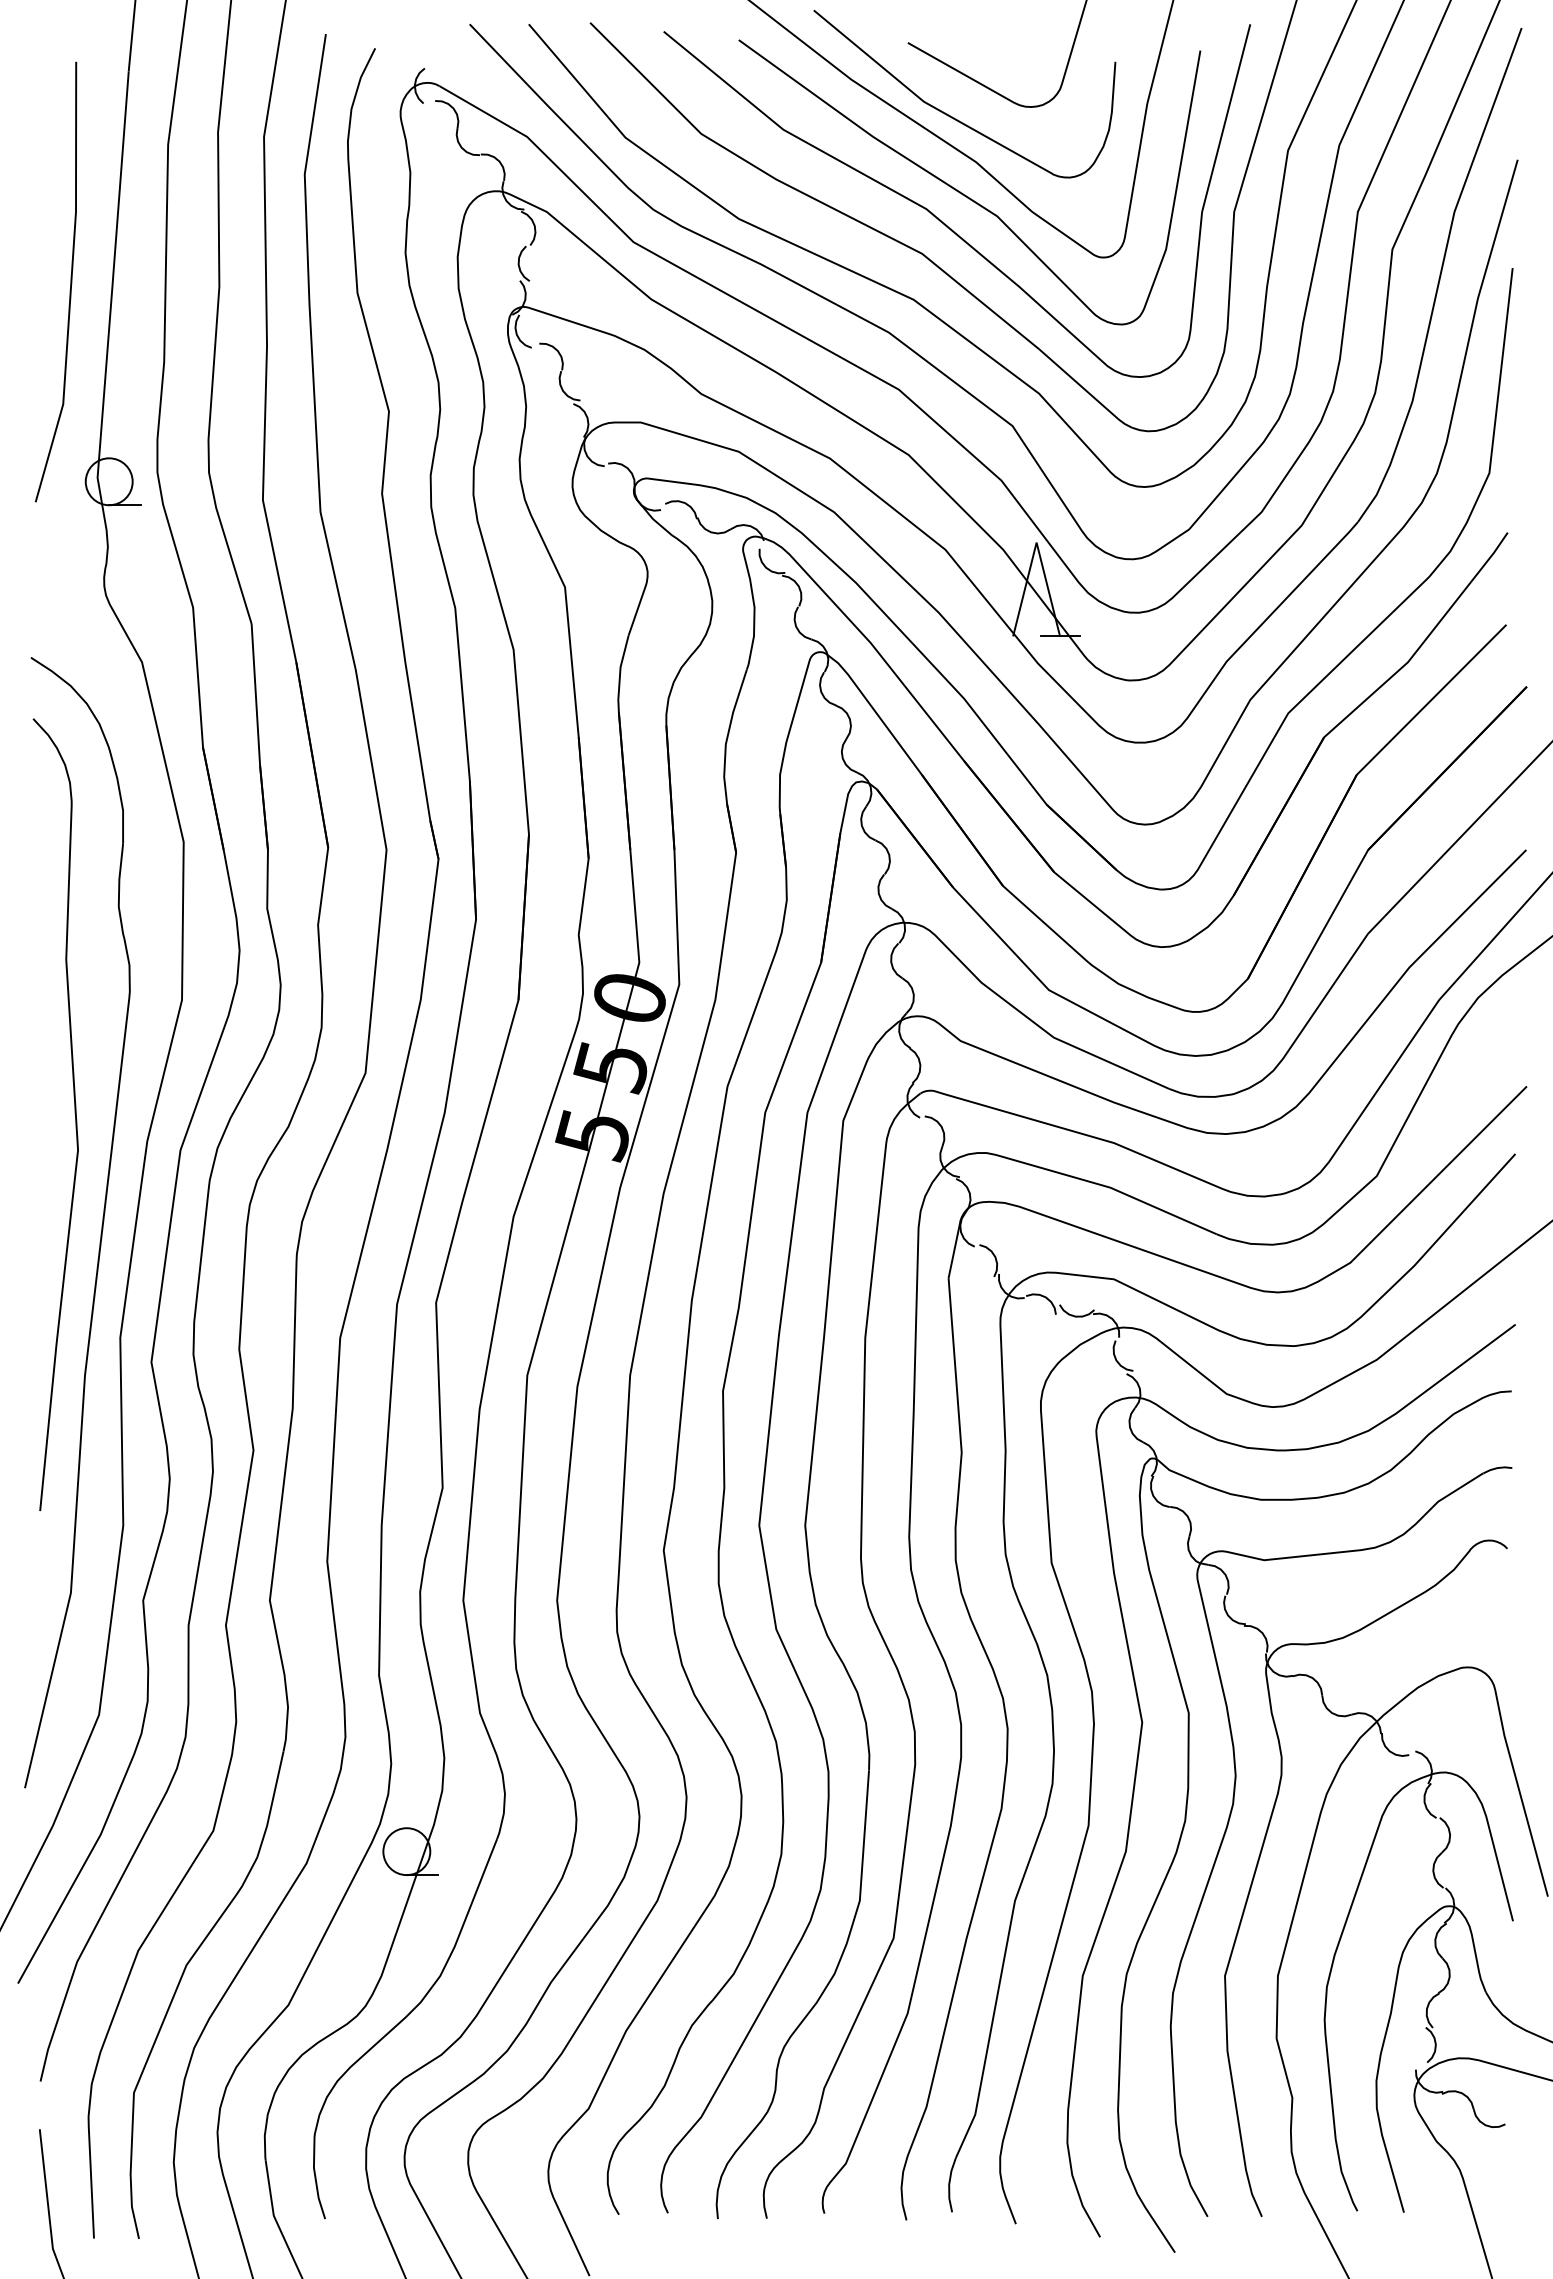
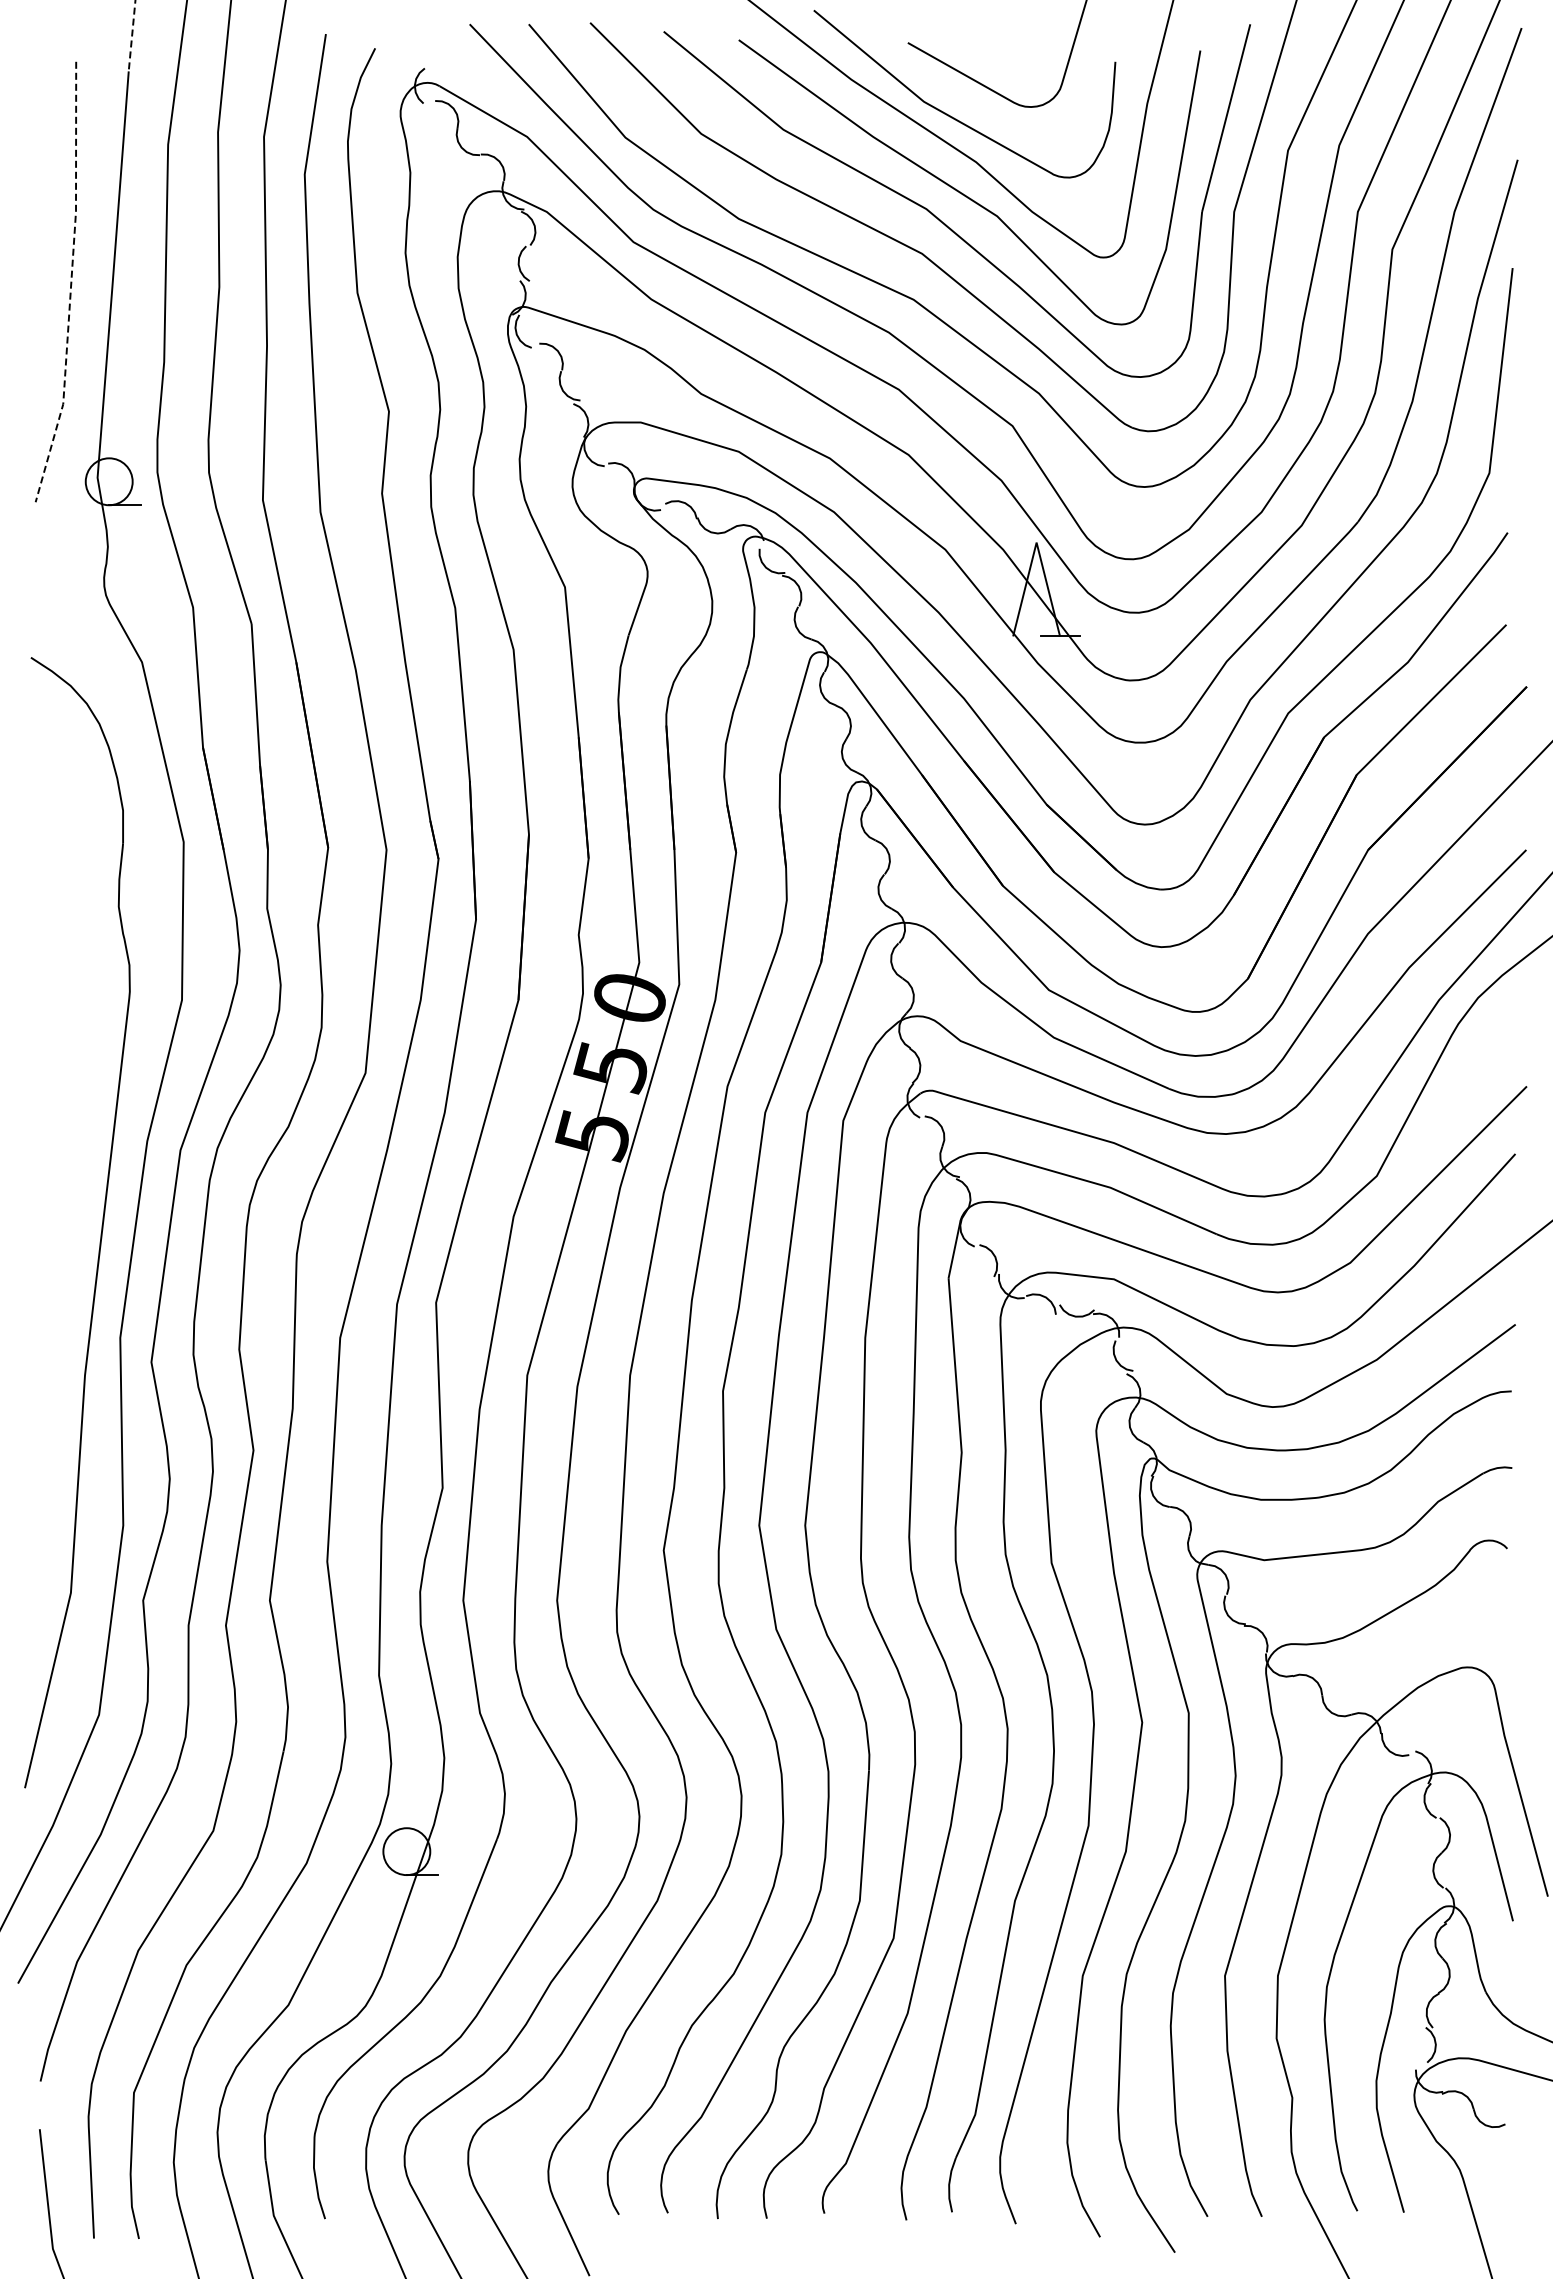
line: solid -> dashed (132, 35)
line: solid -> dashed (71, 283)
curve: present -> none (74, 1113)
